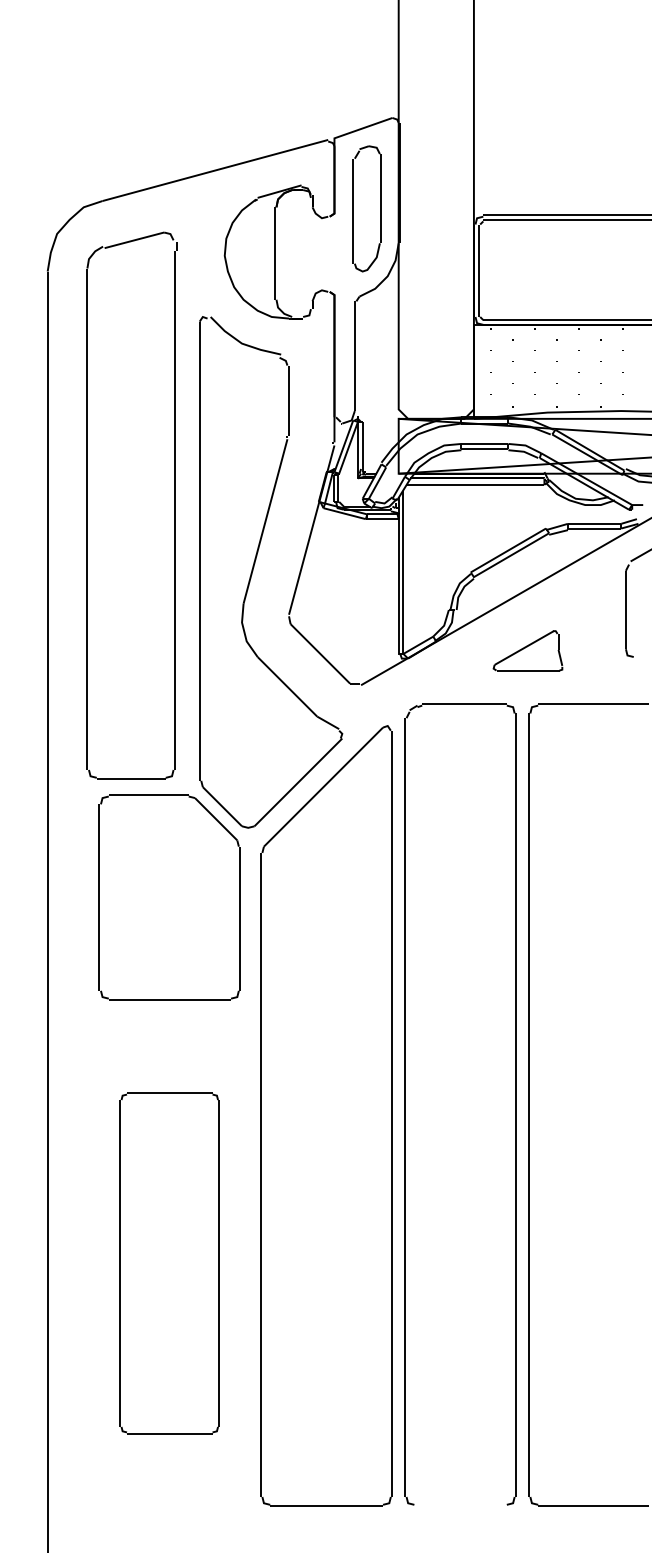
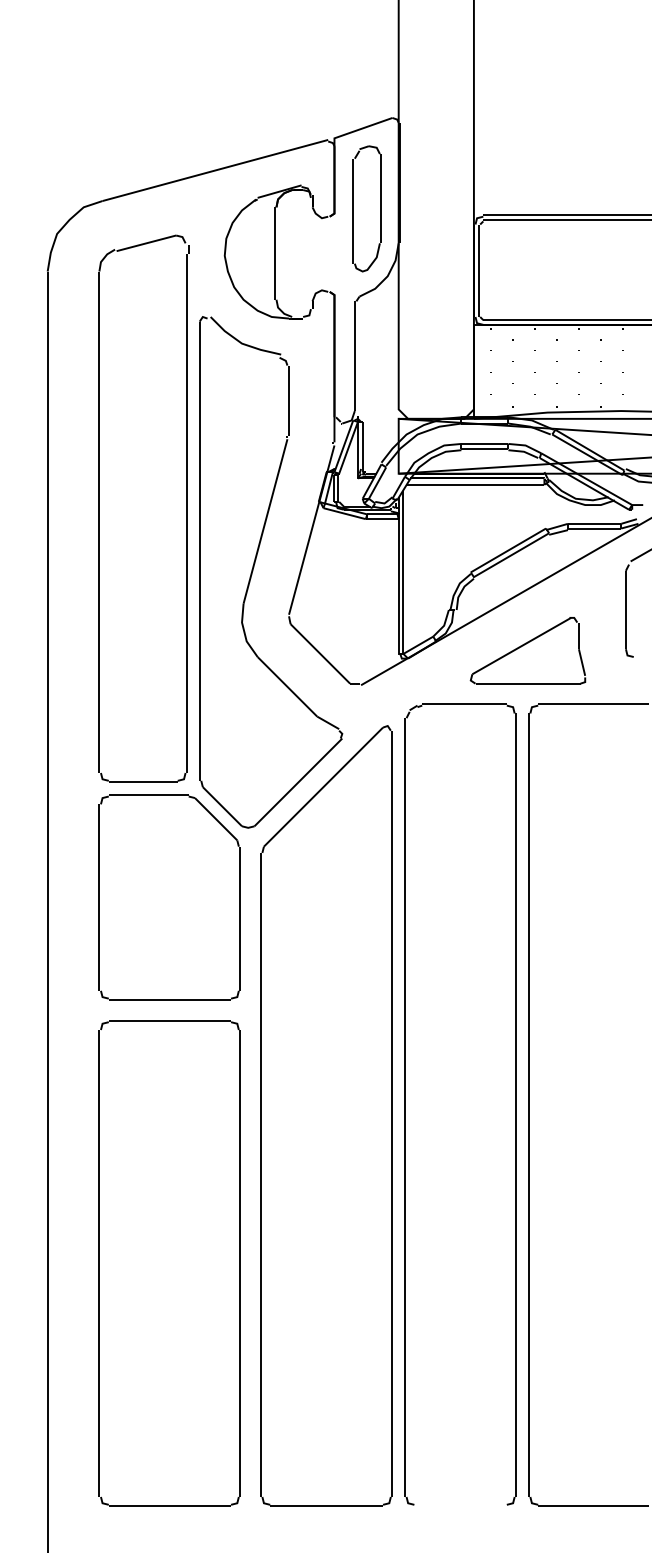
part position: (174, 505) -> (186, 508) (186, 508)
part size: 72x42 px -> 118x68 px (527, 650)
part size: 101x343 px -> 143x487 px (169, 1263)
